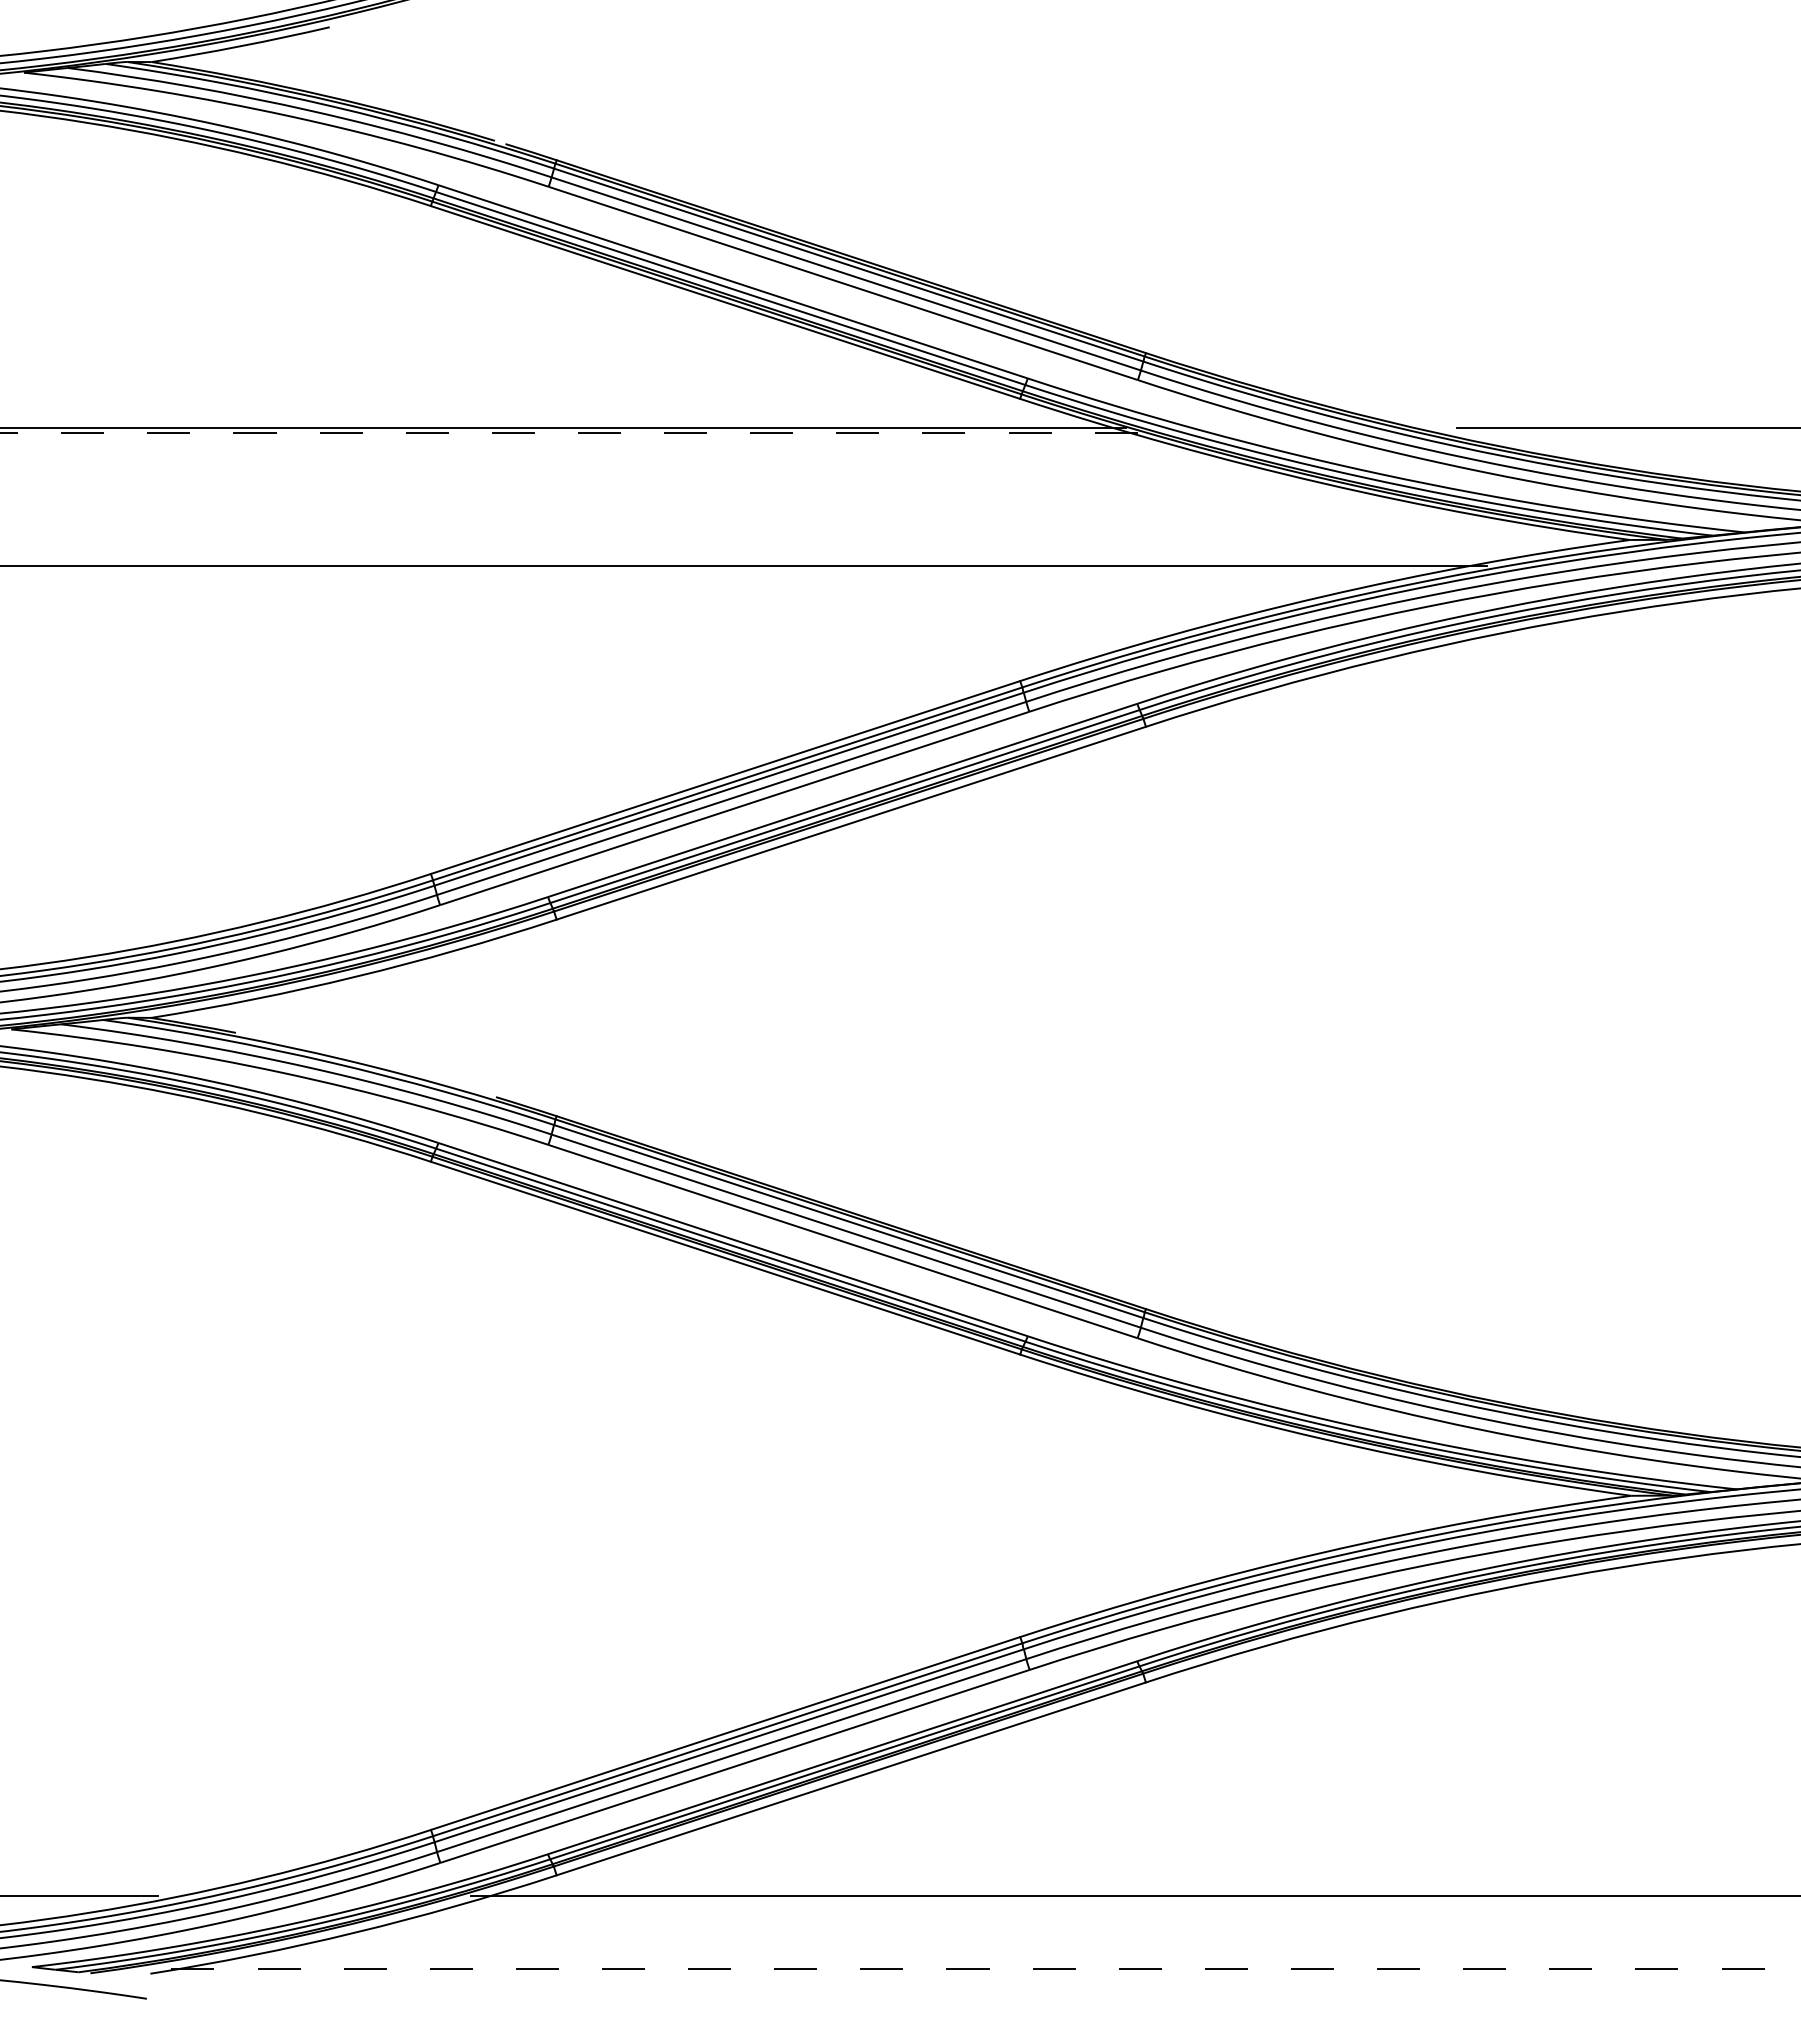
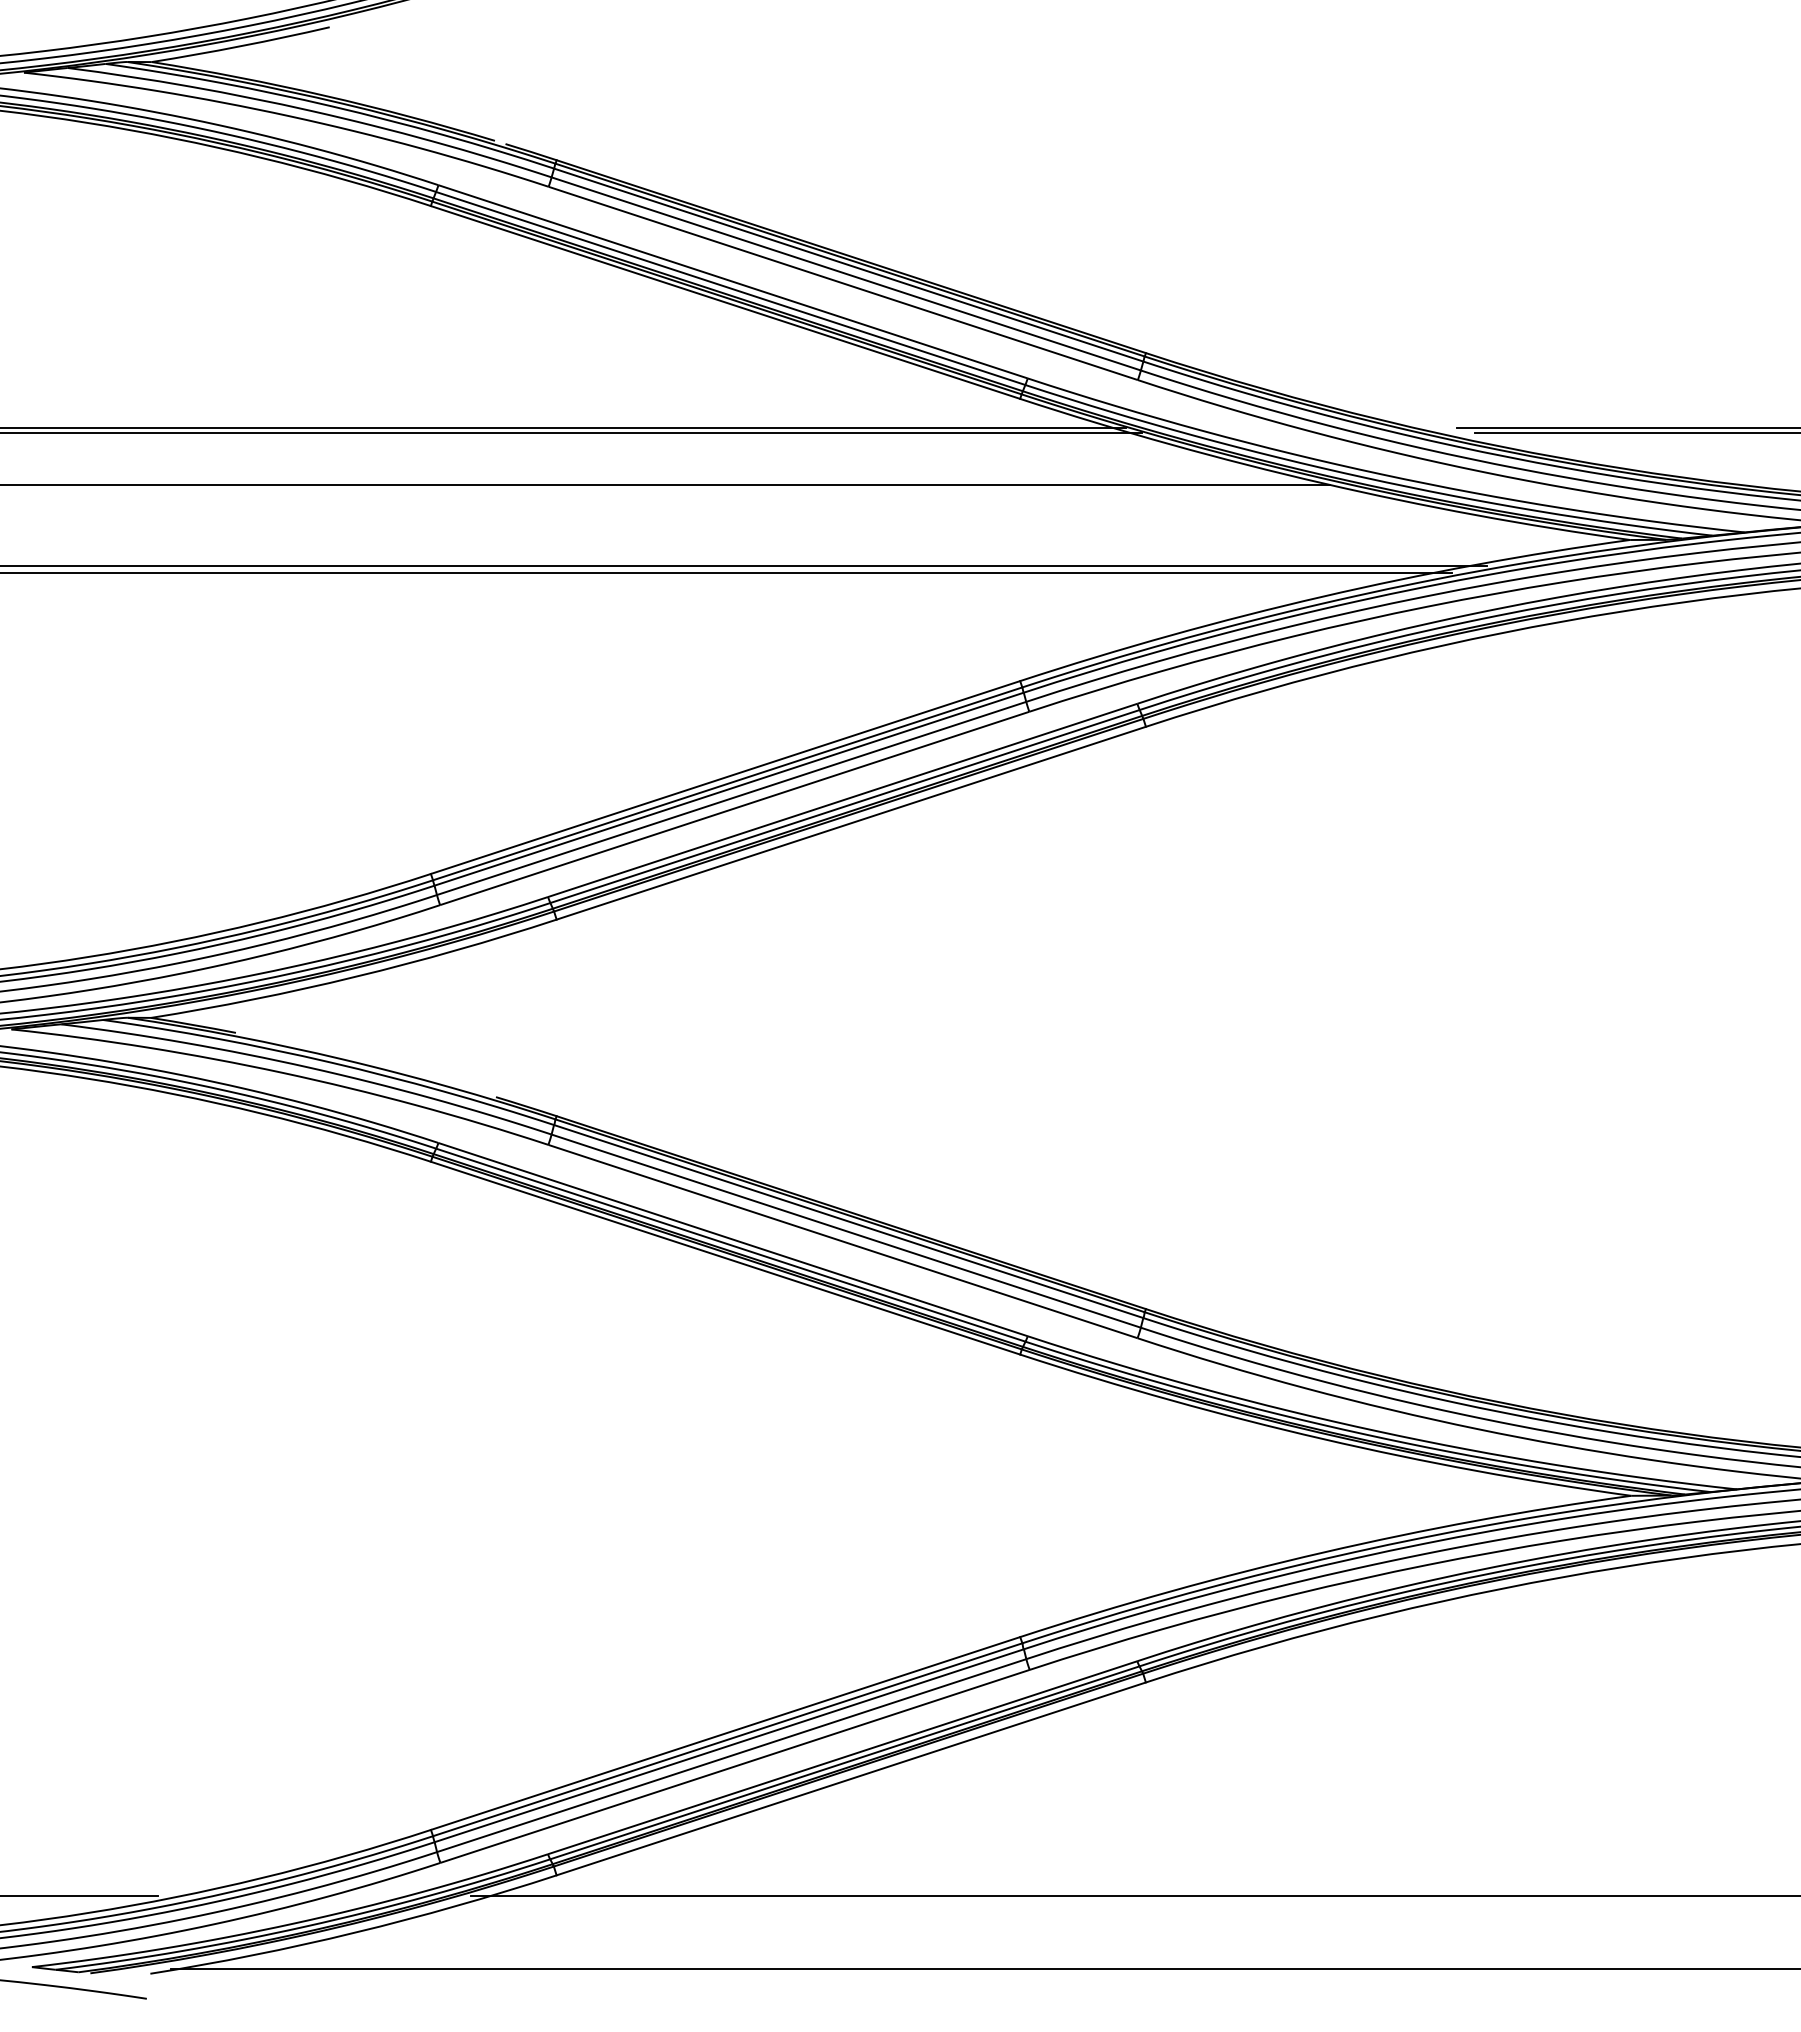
line: dashed -> solid (571, 432)
line: none -> present (1636, 432)
line: none -> present (666, 484)
line: none -> present (726, 572)
line: dashed -> solid (986, 1968)
